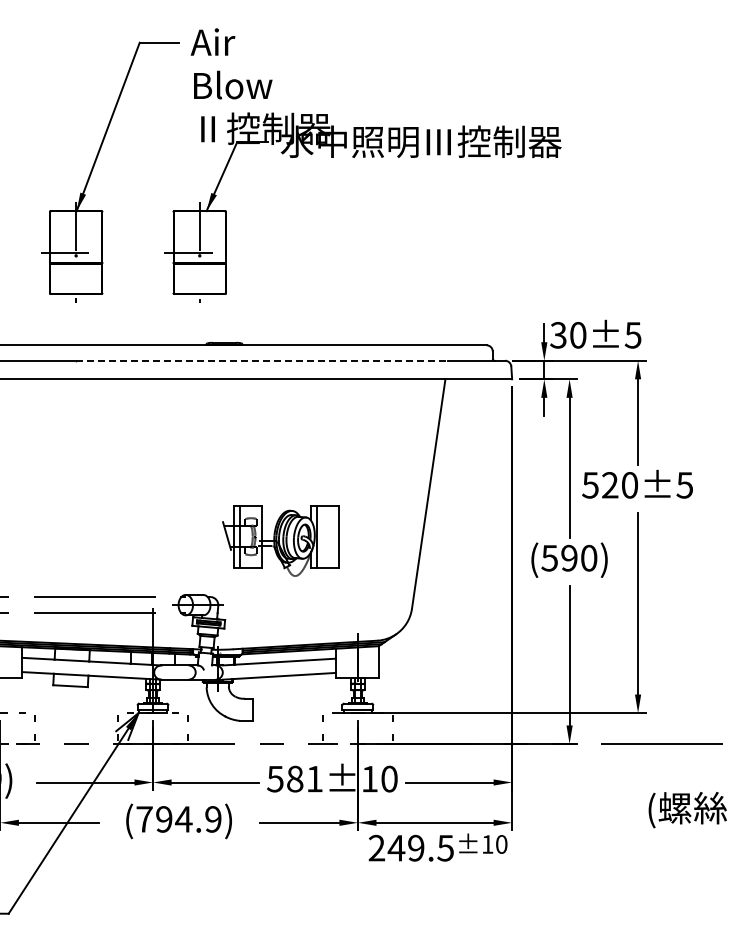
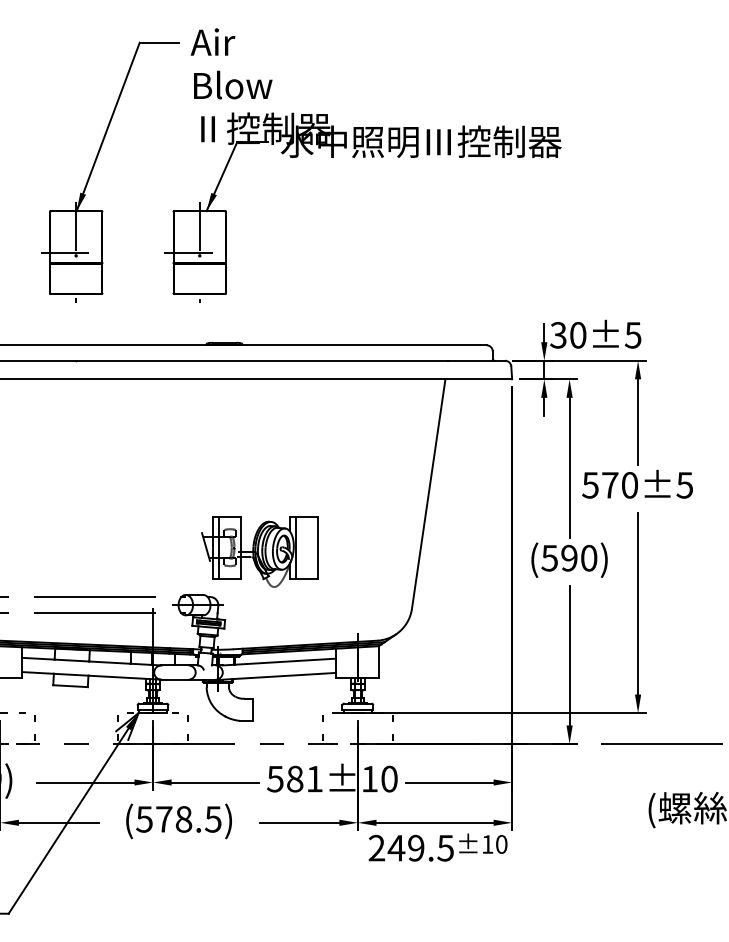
line: dashed -> solid (262, 360)
text: 520±5 -> 570±5 (610, 485)
part position: (280, 540) -> (259, 551) (259, 551)
text: (794.9) -> (578.5) (178, 819)
